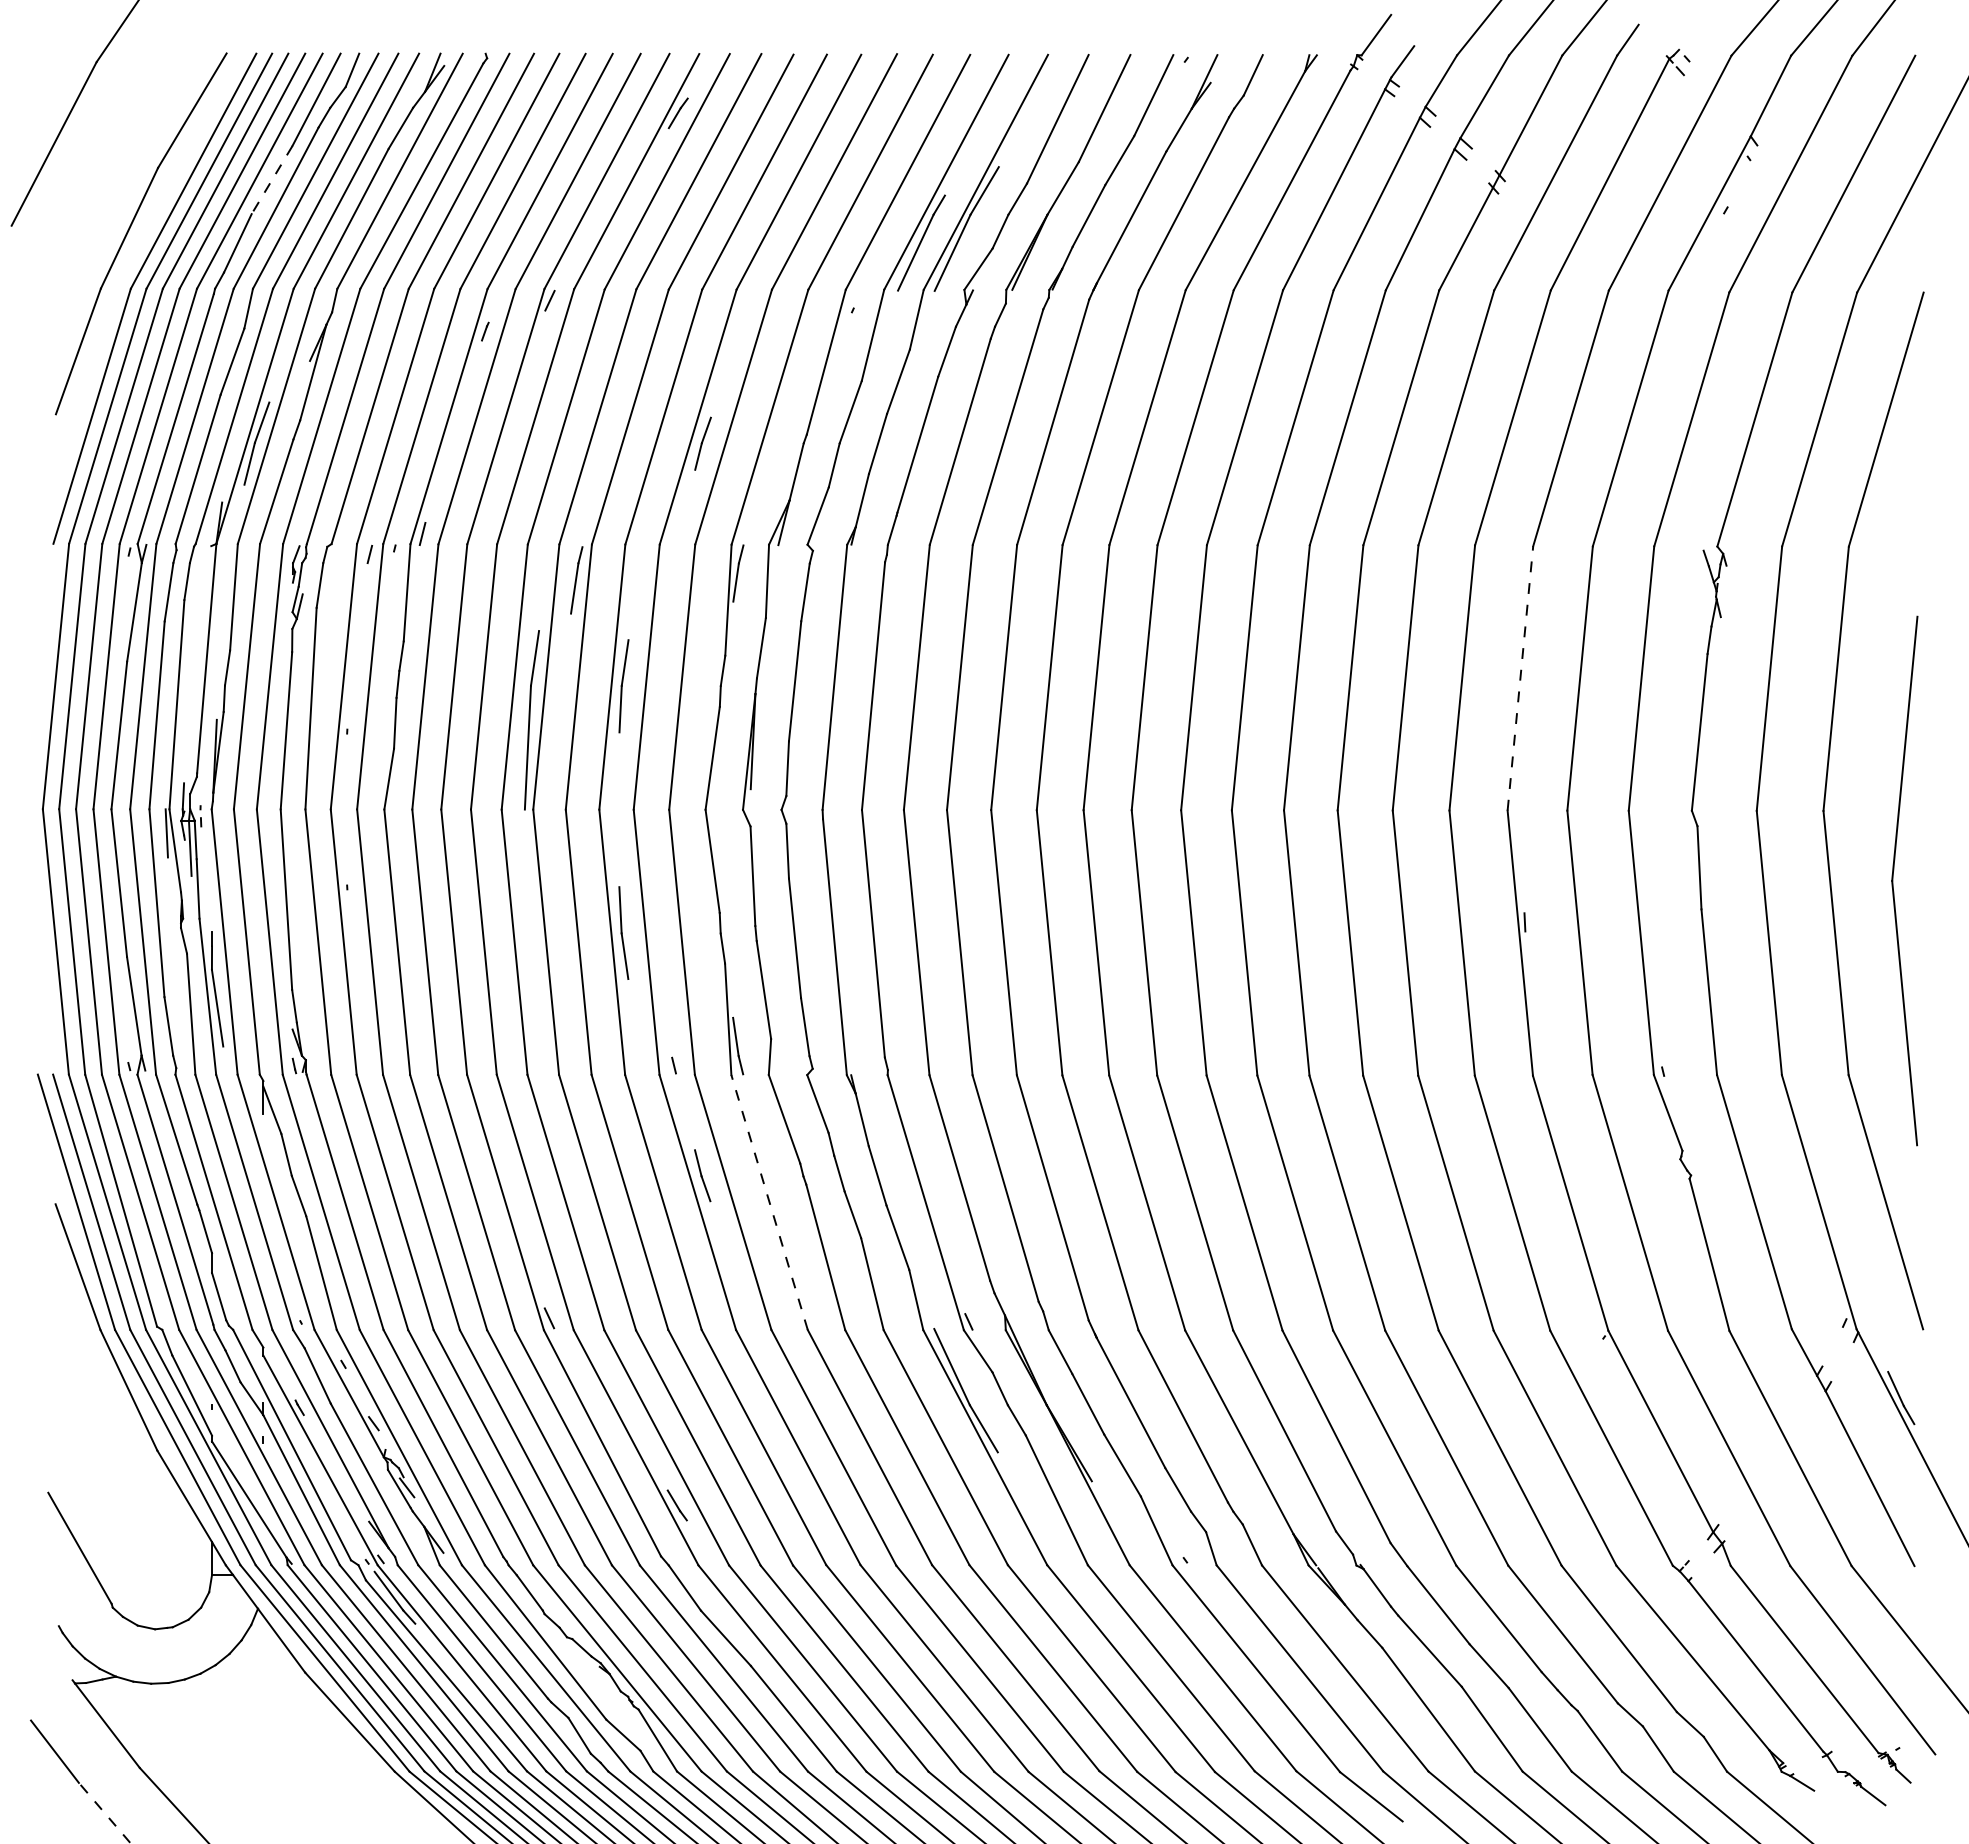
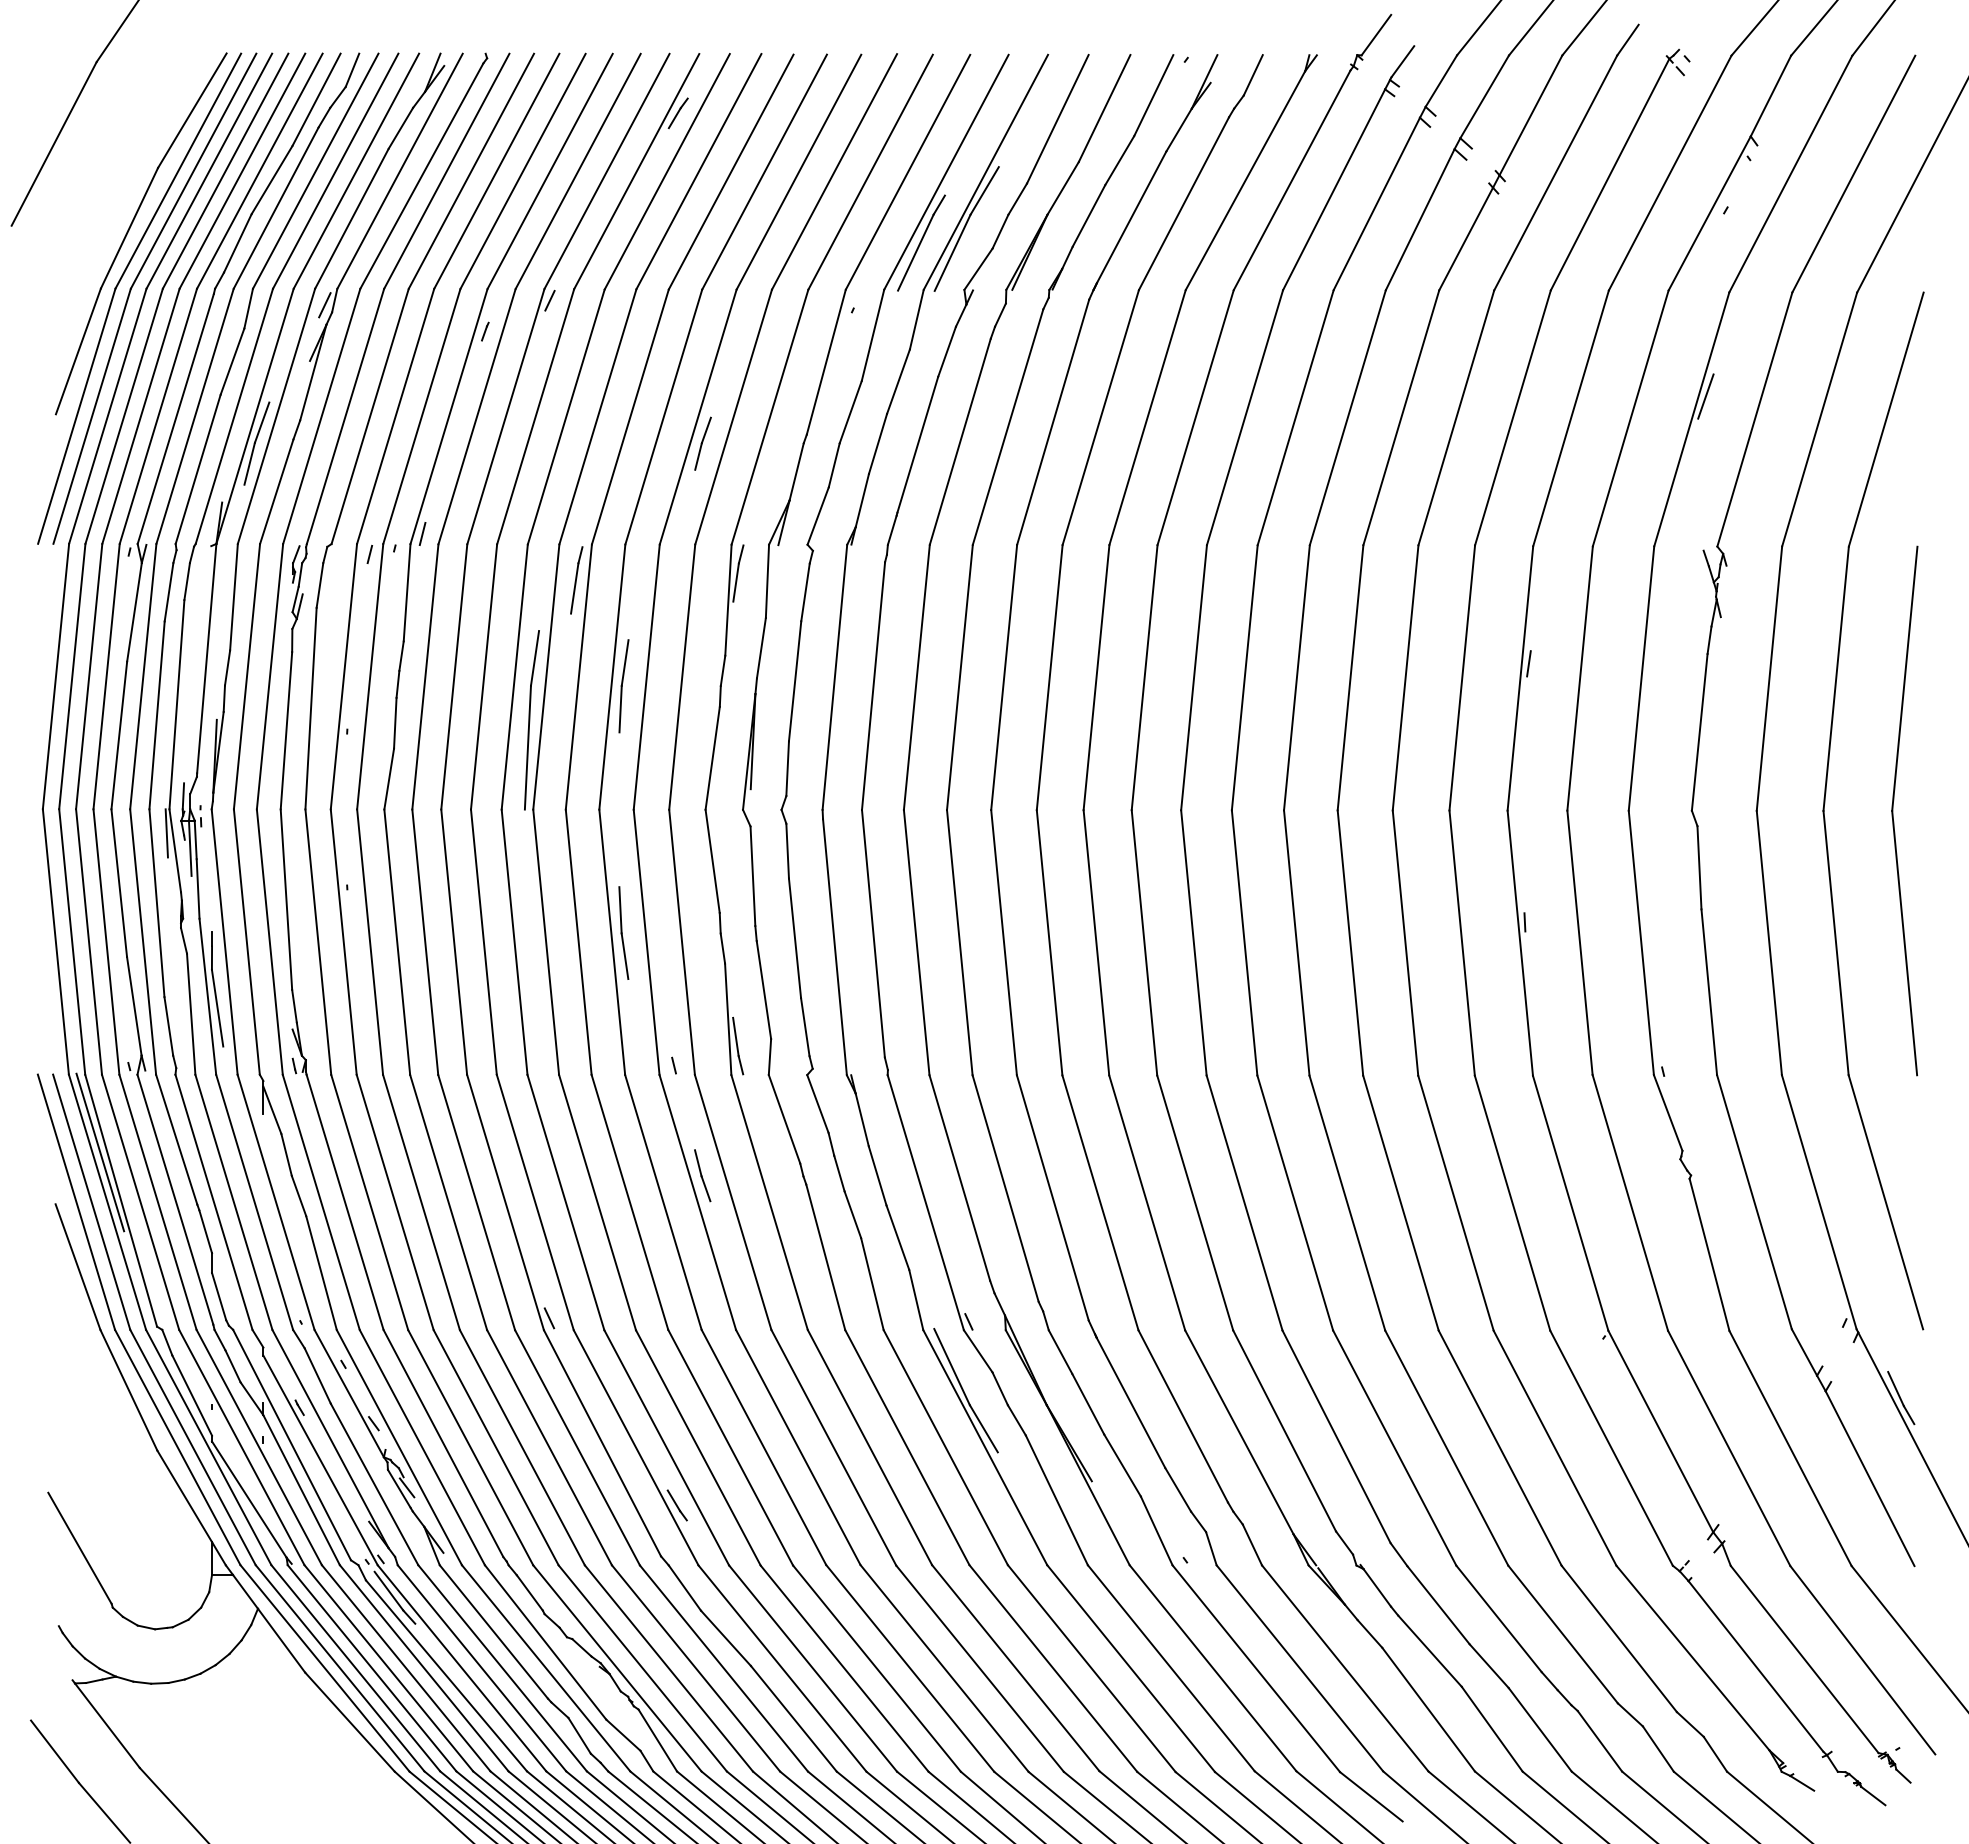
line: dashed -> solid (272, 180)
part: none -> present (117, 287)
line: none -> present (324, 305)
line: none -> present (1705, 396)
line: none -> present (1528, 663)
line: dashed -> solid (1520, 678)
part position: (1893, 880) -> (1893, 810) (1893, 810)
line: none -> present (100, 1152)
line: dashed -> solid (769, 1202)
line: dashed -> solid (104, 1812)
